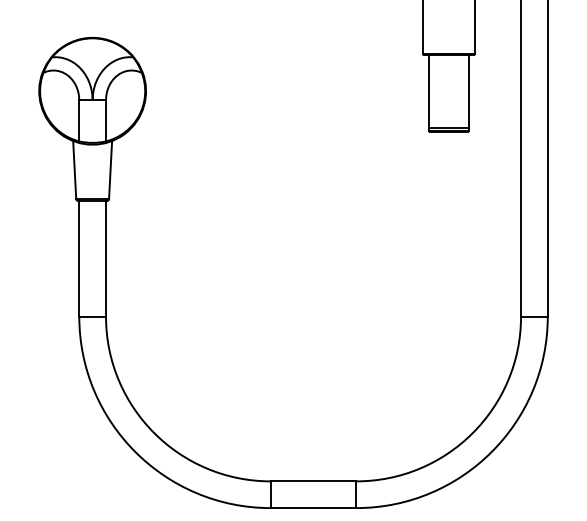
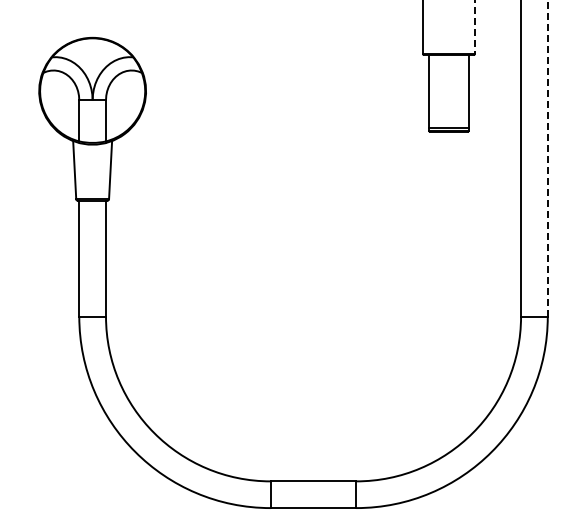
line: solid -> dashed (474, 27)
line: solid -> dashed (547, 158)
